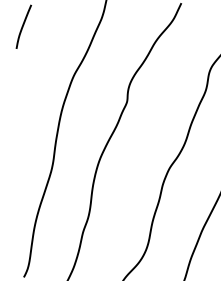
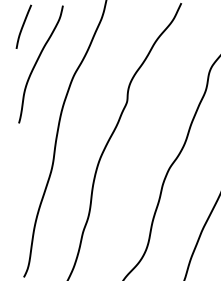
curve: none -> present (37, 62)
